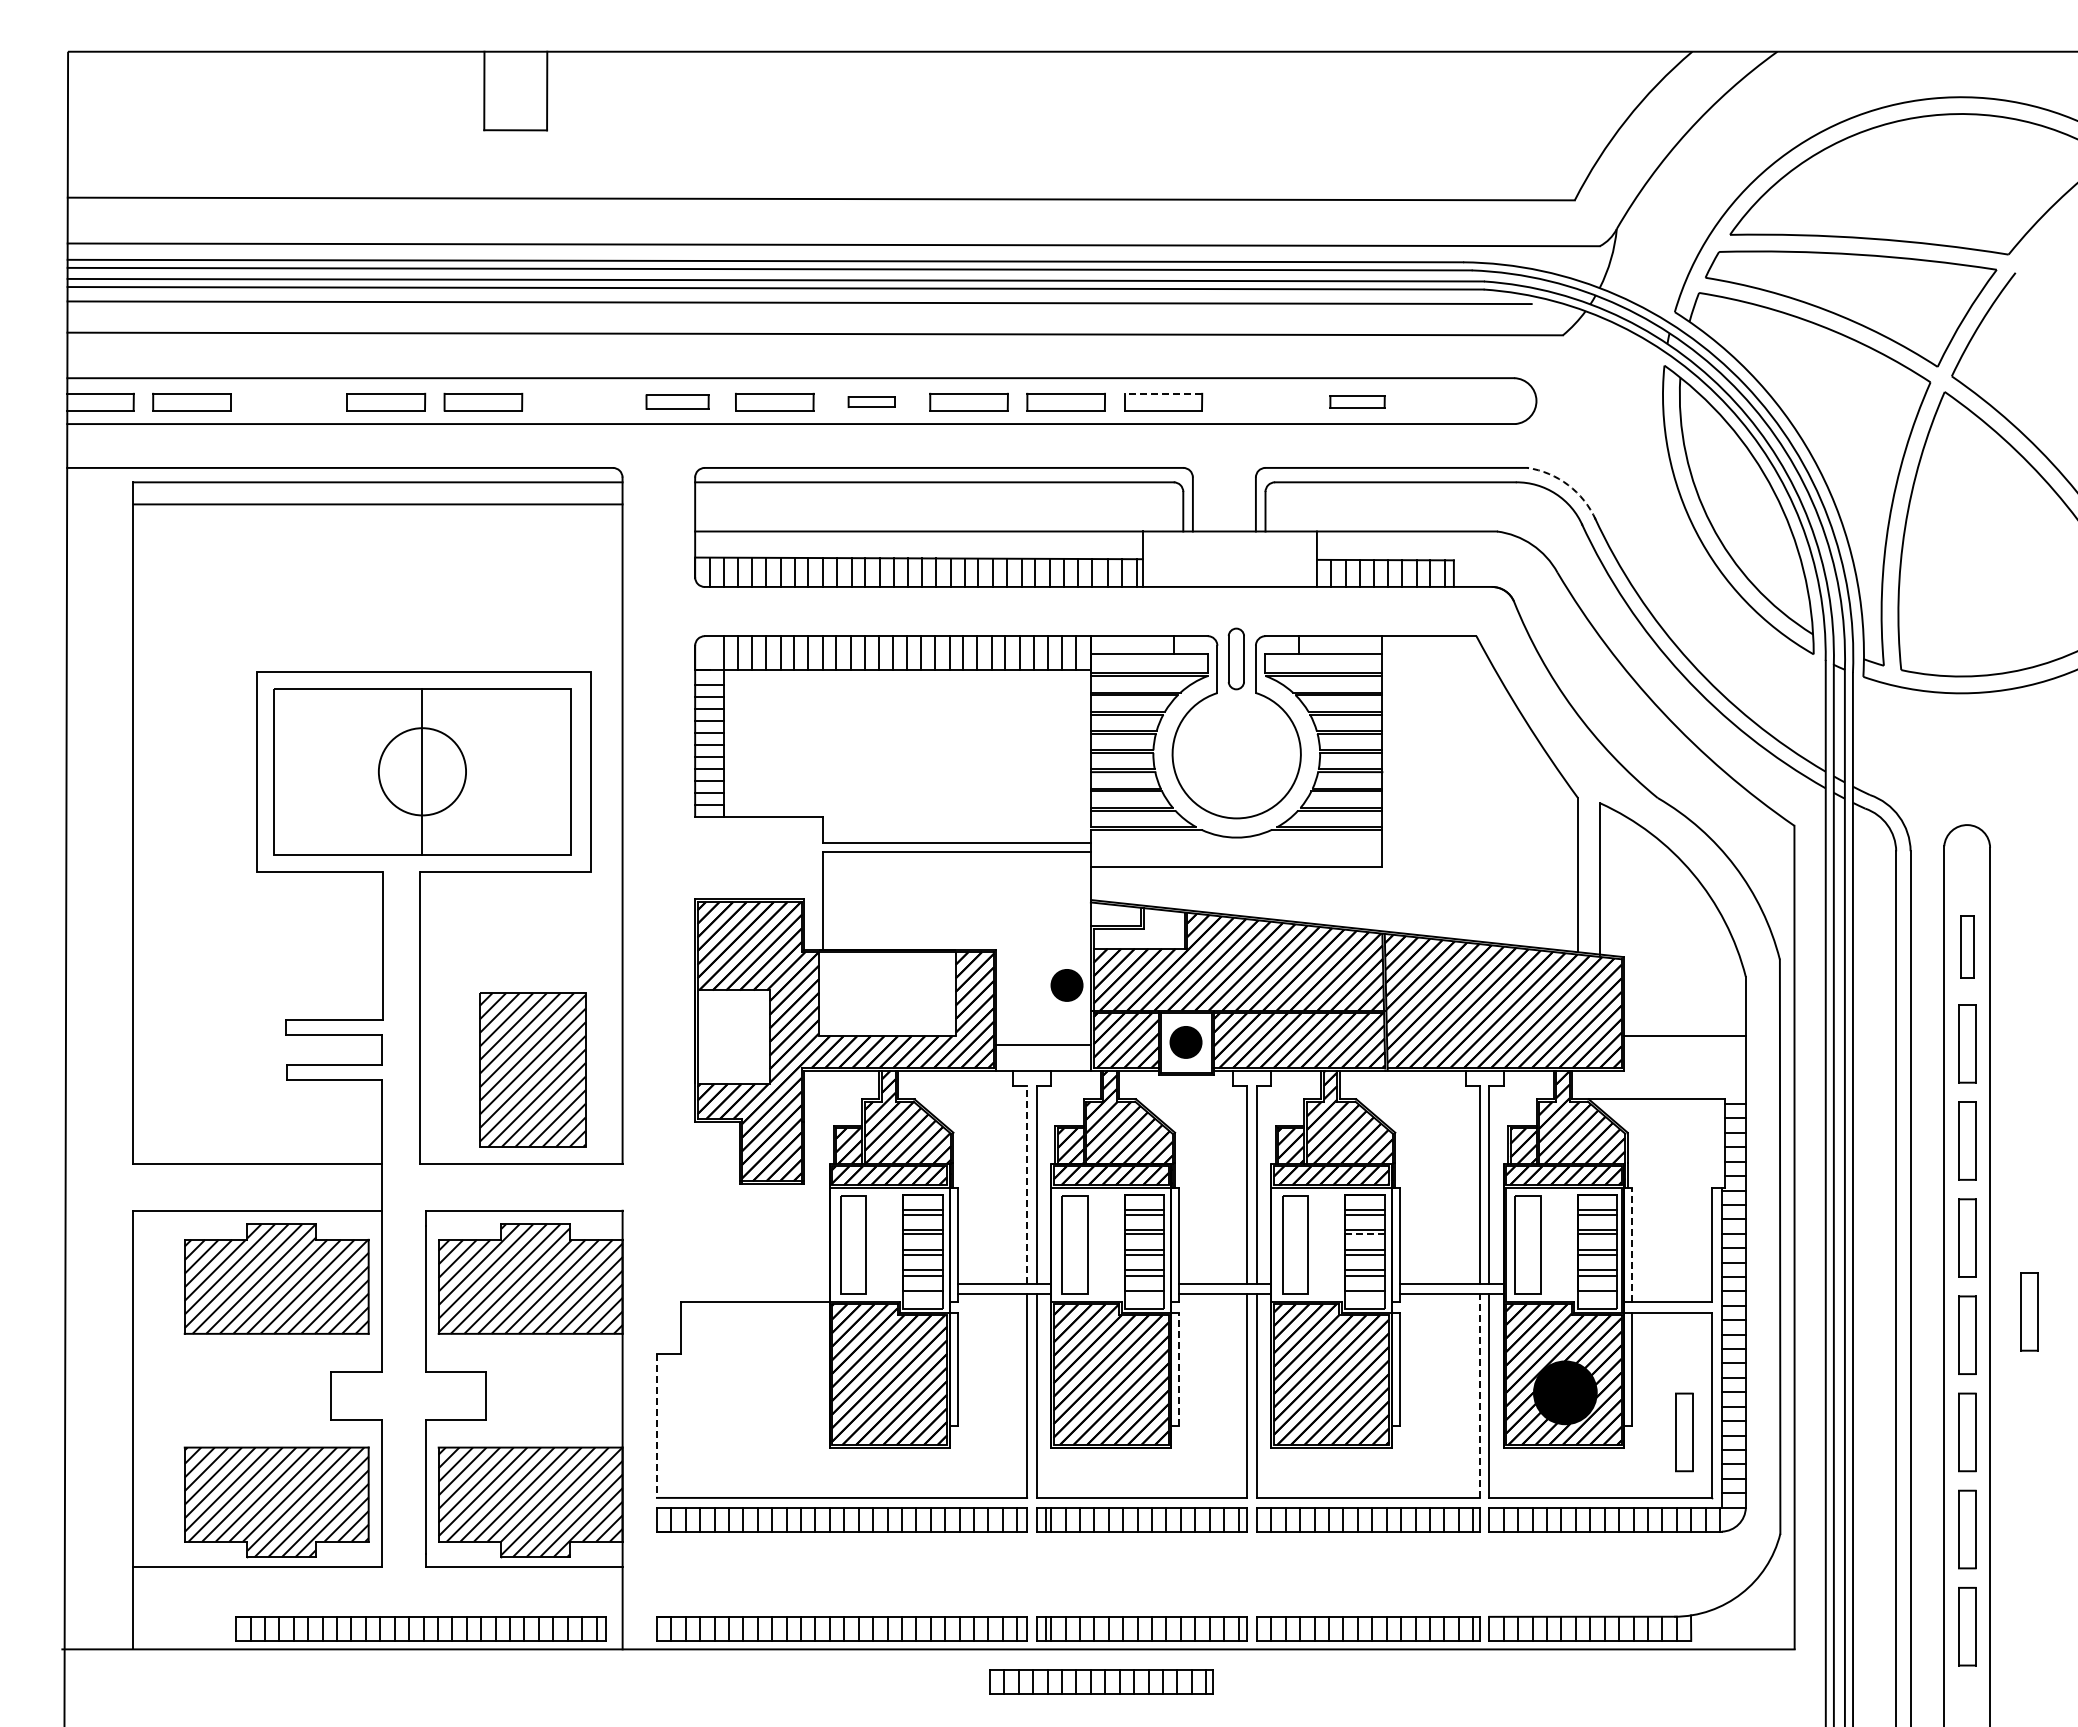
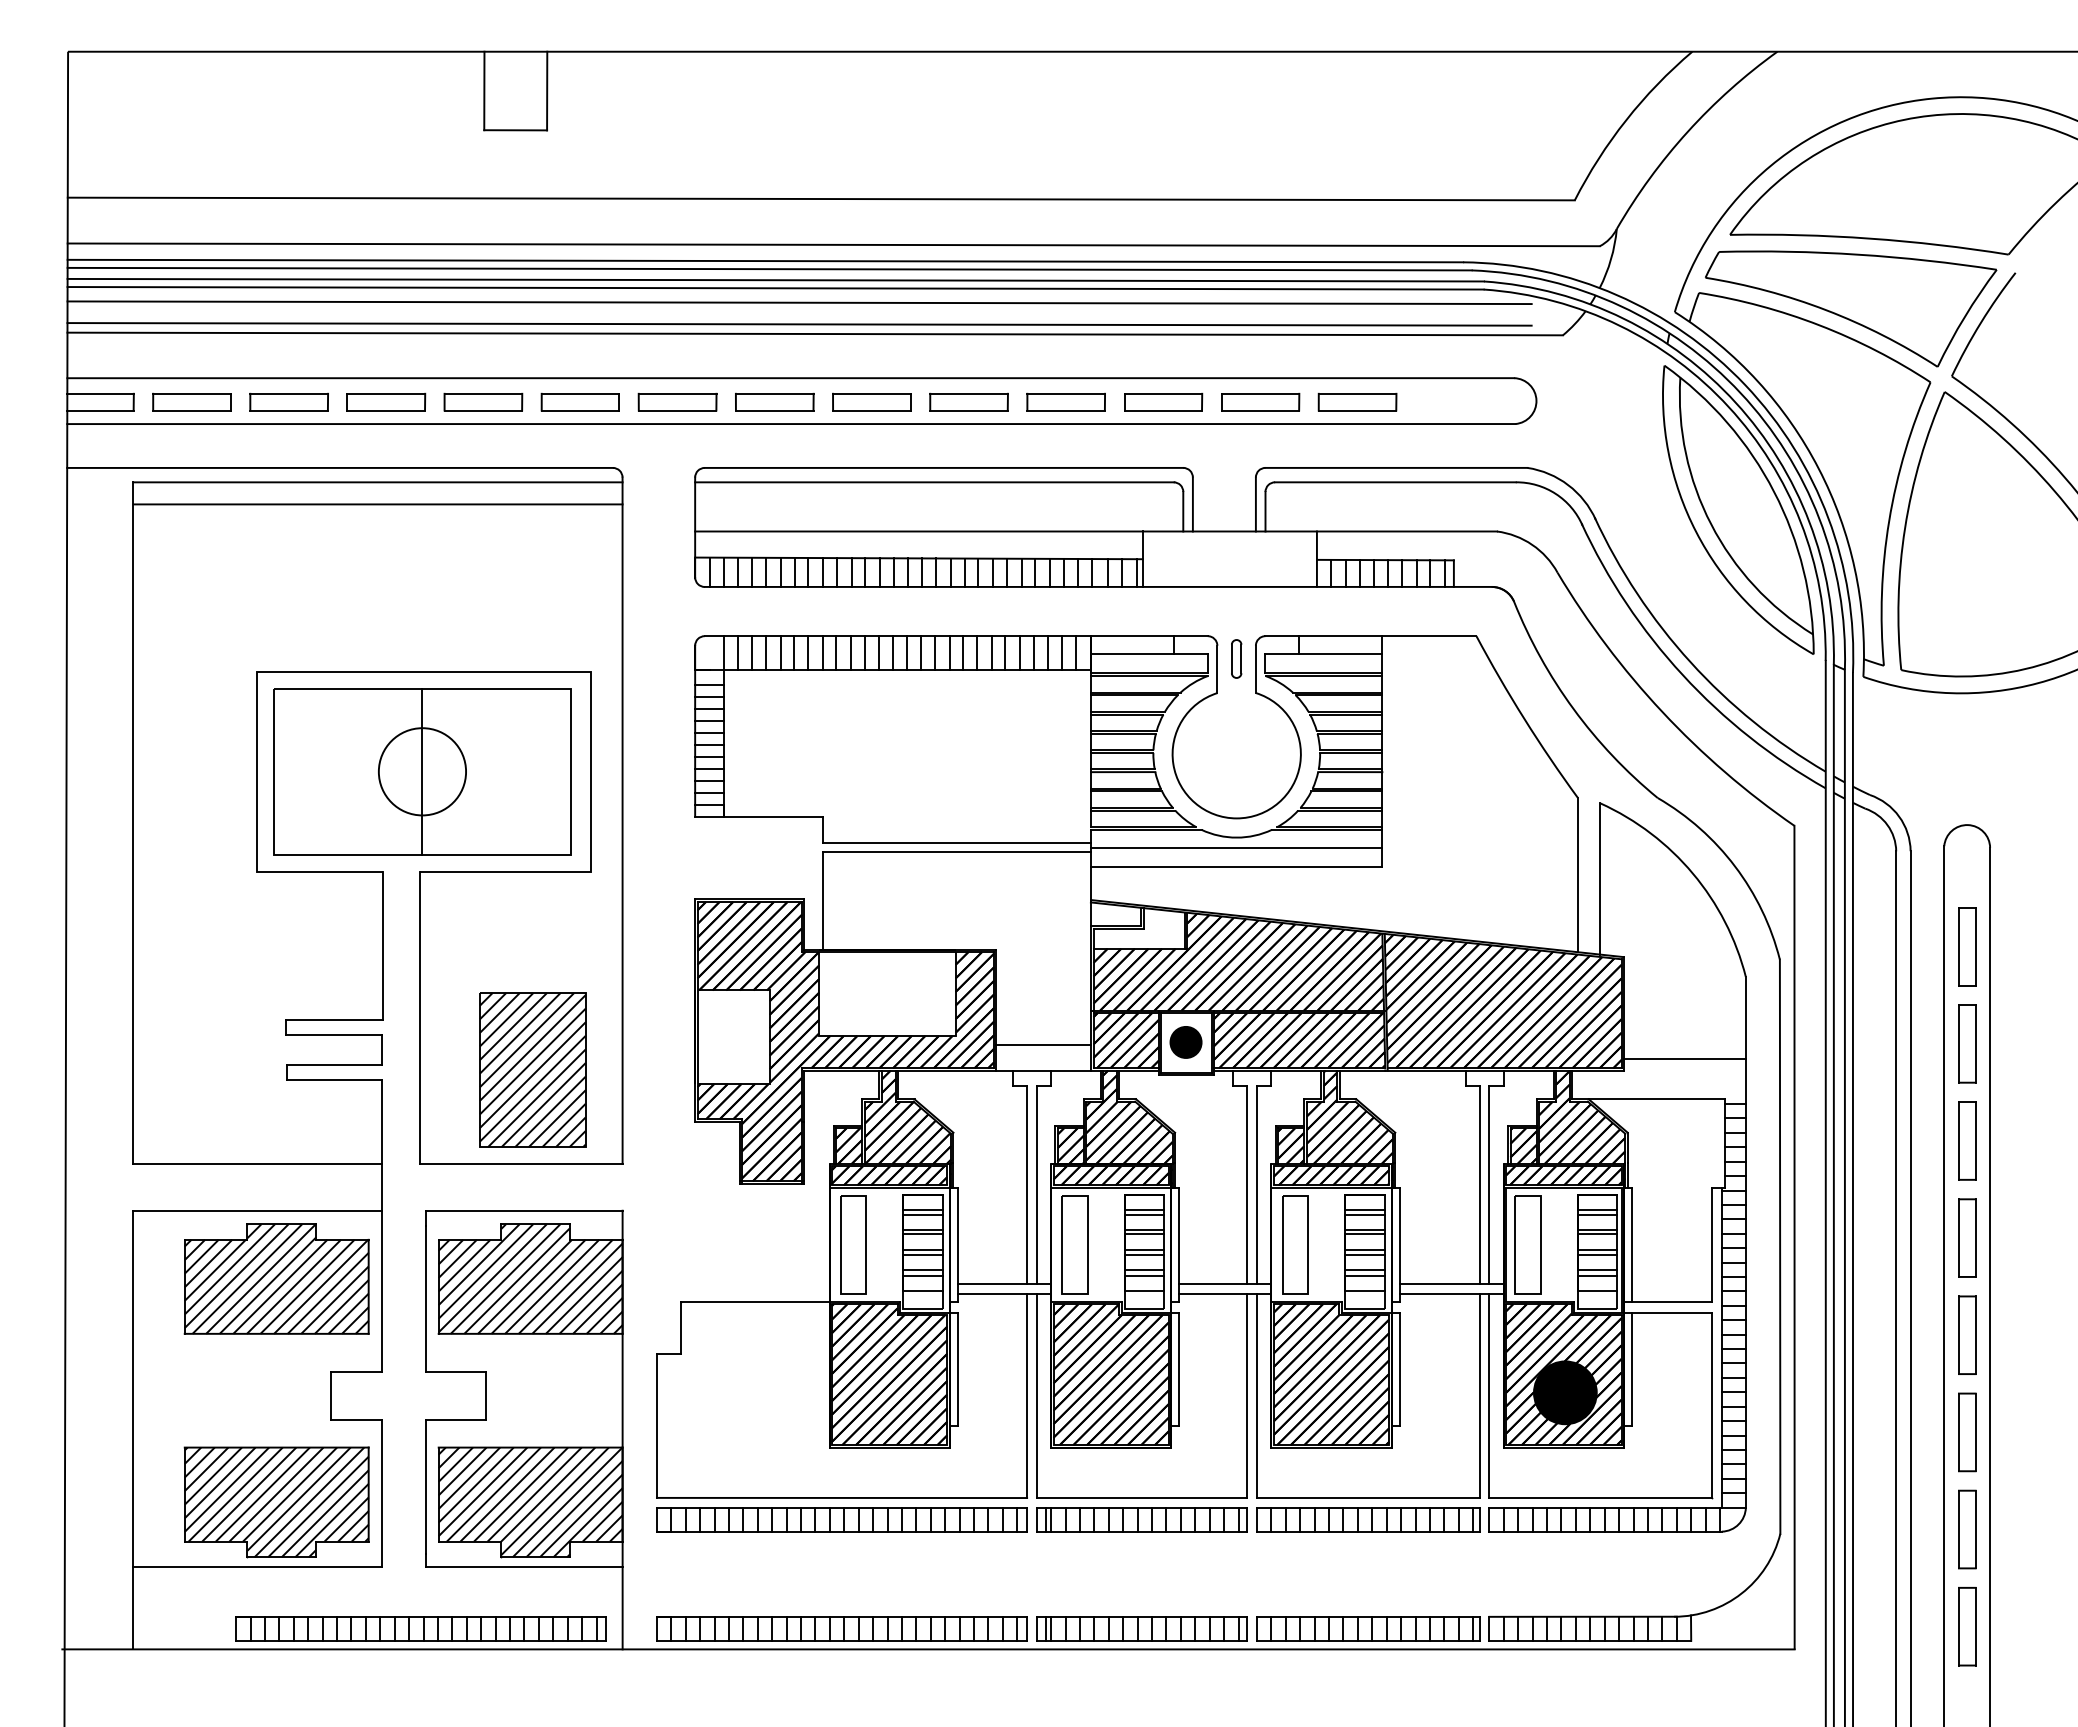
line: none -> present (799, 324)
line: dashed -> solid (1163, 393)
part: none -> present (288, 401)
part: none -> present (579, 401)
part size: 65x16 px -> 81x20 px (677, 401)
part size: 49x12 px -> 80x20 px (871, 401)
part: none -> present (1260, 401)
part size: 57x14 px -> 81x20 px (1357, 401)
arc: dashed -> solid (1568, 485)
part size: 18x64 px -> 12x40 px (1236, 658)
line: none -> present (1236, 847)
part size: 15x64 px -> 19x80 px (1967, 946)
part: present -> none (1066, 985)
line position: (1684, 1035) -> (1684, 1058) (1684, 1058)
line: dashed -> solid (1027, 1185)
line: dashed -> solid (1364, 1234)
line: dashed -> solid (1632, 1244)
part: present -> none (2029, 1311)
line: dashed -> solid (1179, 1369)
line: dashed -> solid (1479, 1395)
line: dashed -> solid (656, 1425)
part: present -> none (1684, 1432)
part: present -> none (1101, 1681)
